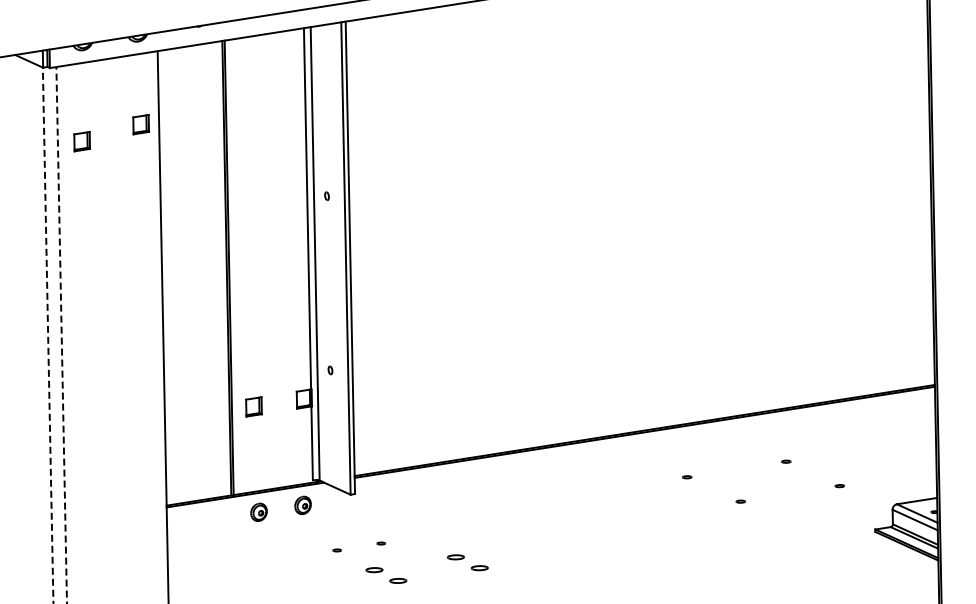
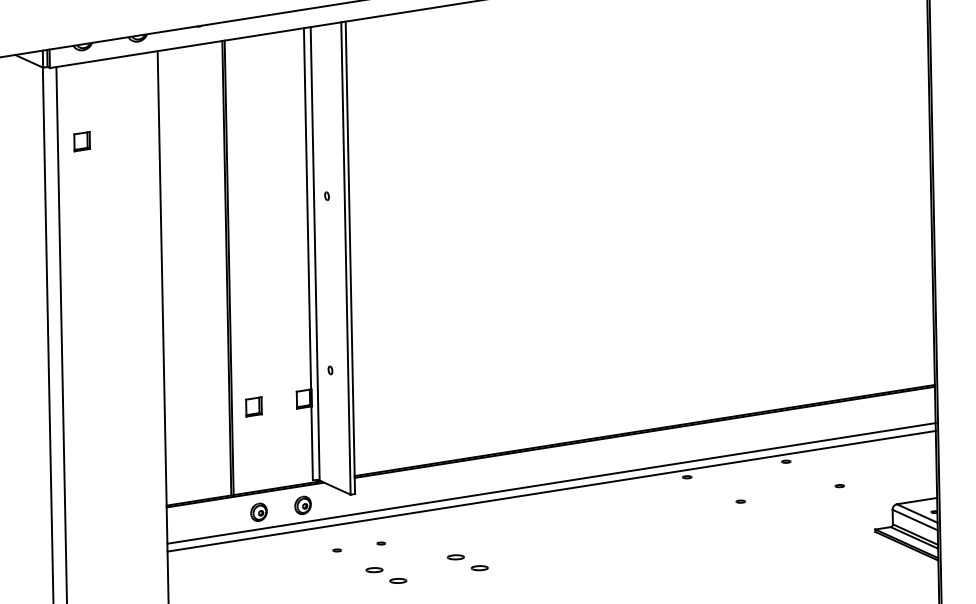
part: present -> none (141, 124)
line: dashed -> solid (61, 334)
line: dashed -> solid (48, 335)
line: none -> present (551, 483)
line: none -> present (551, 490)
